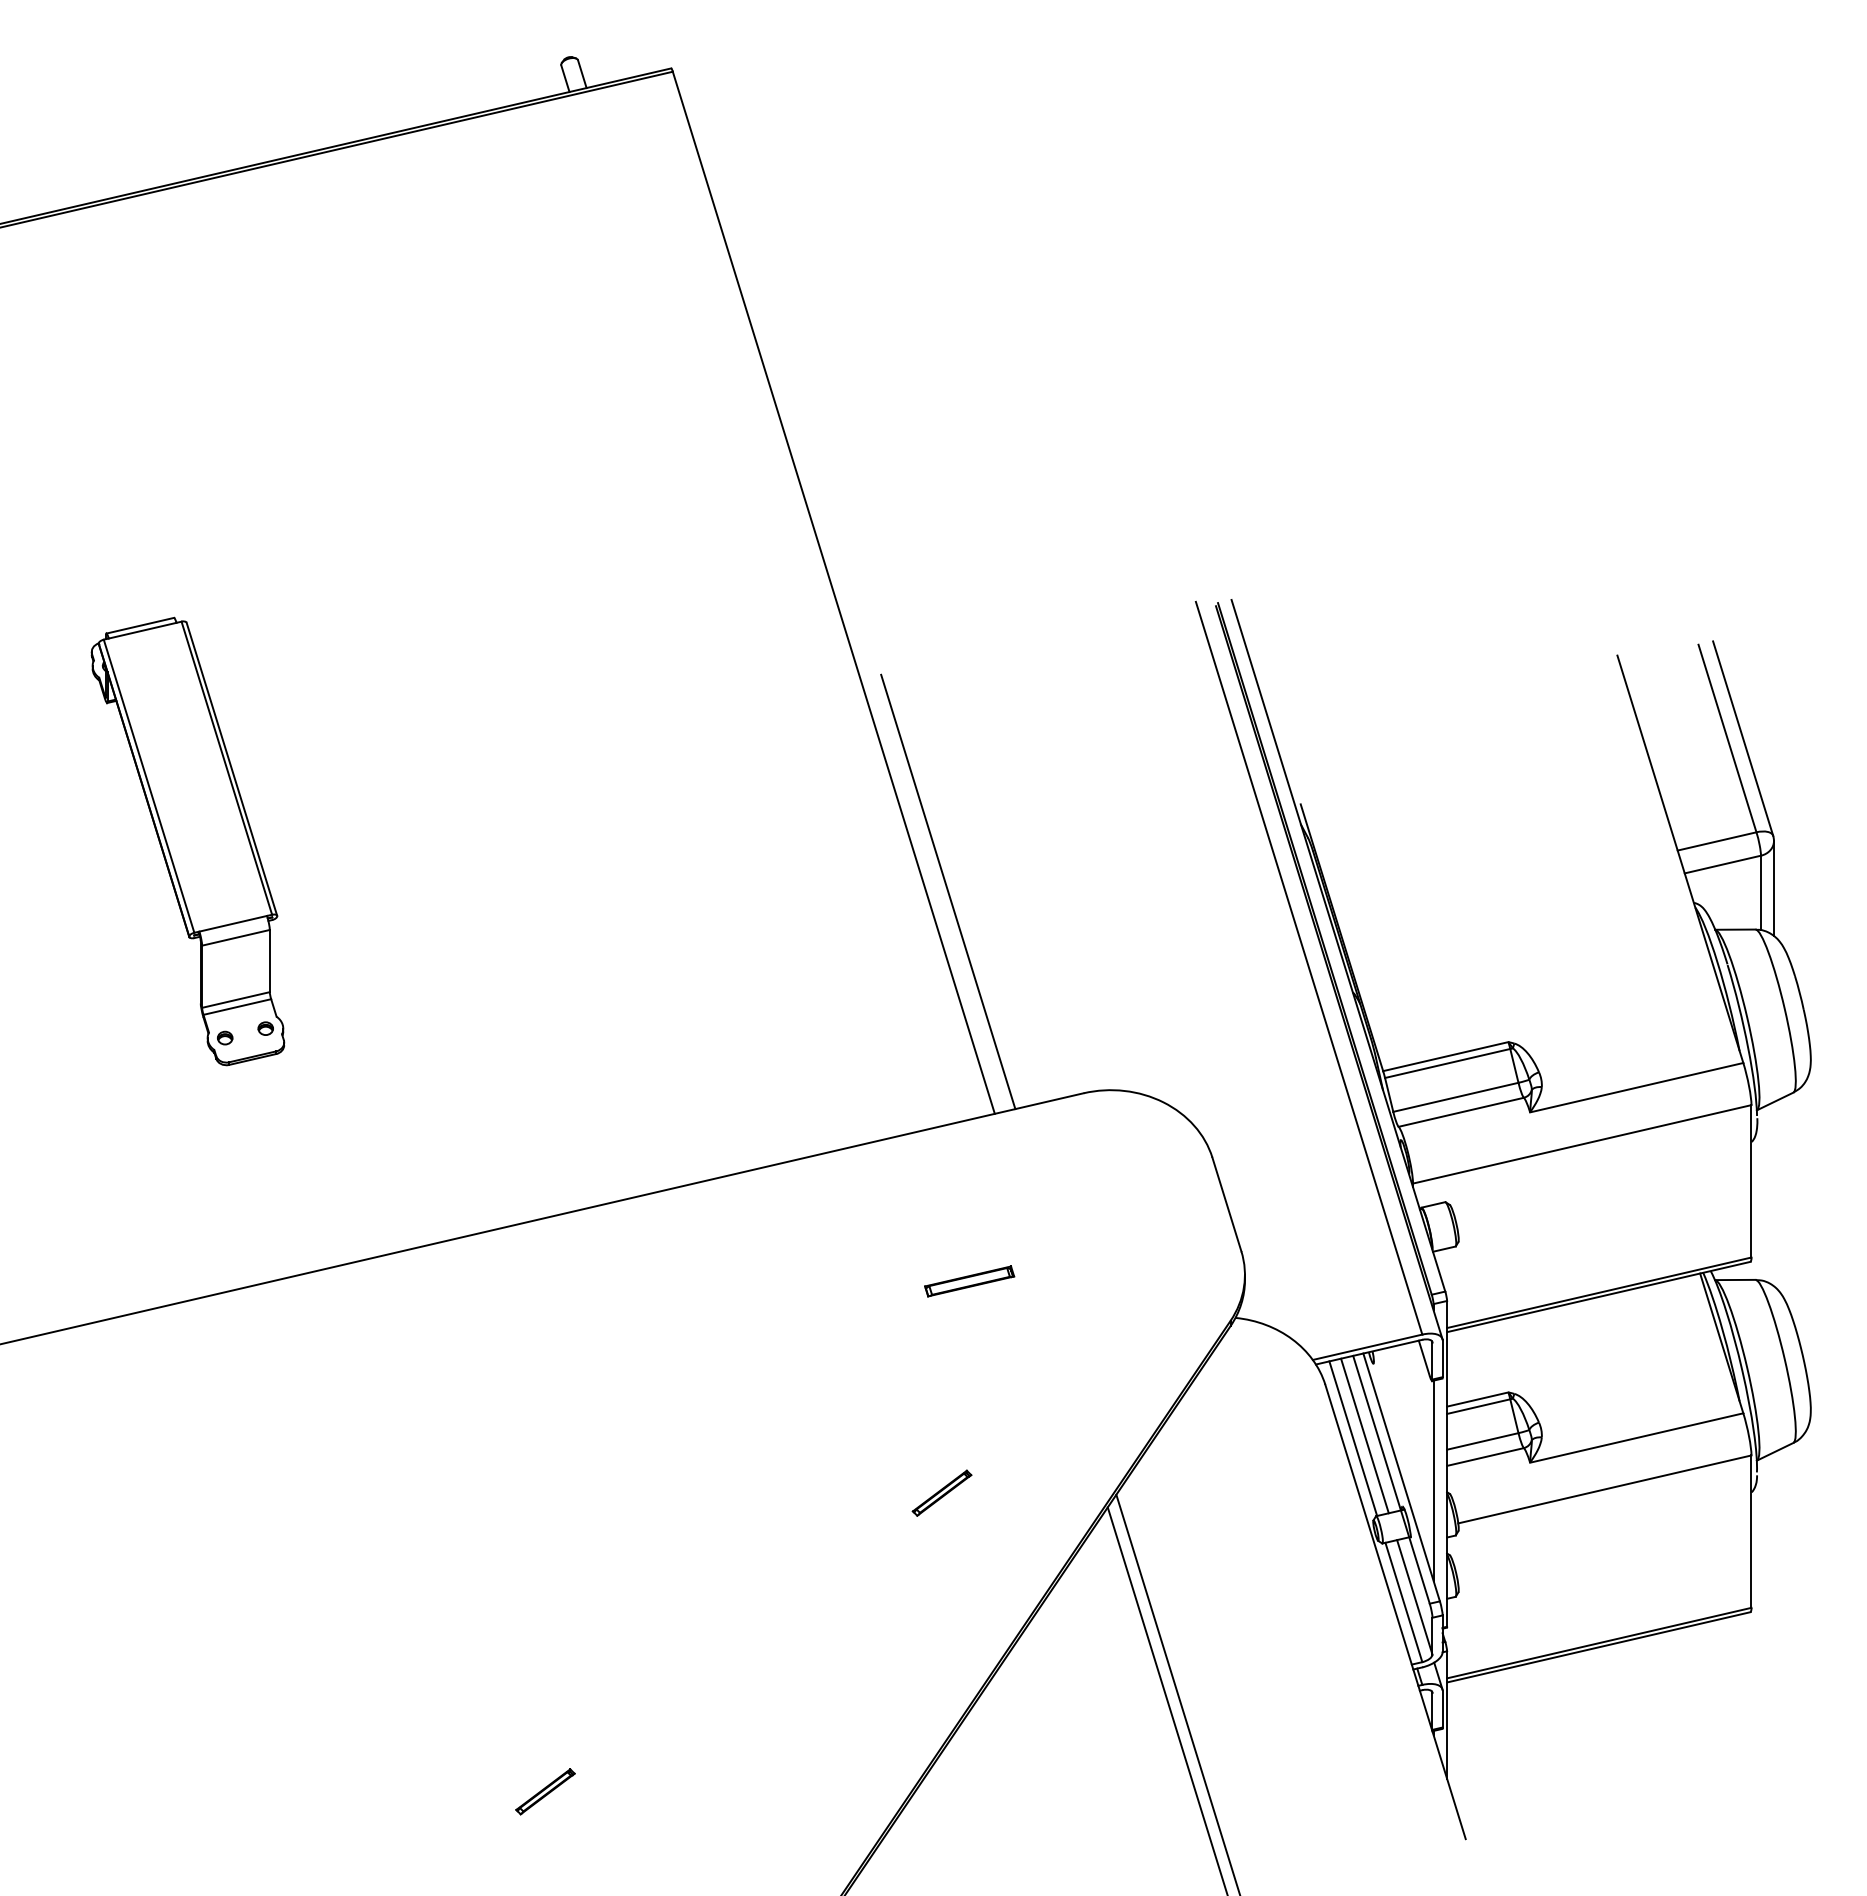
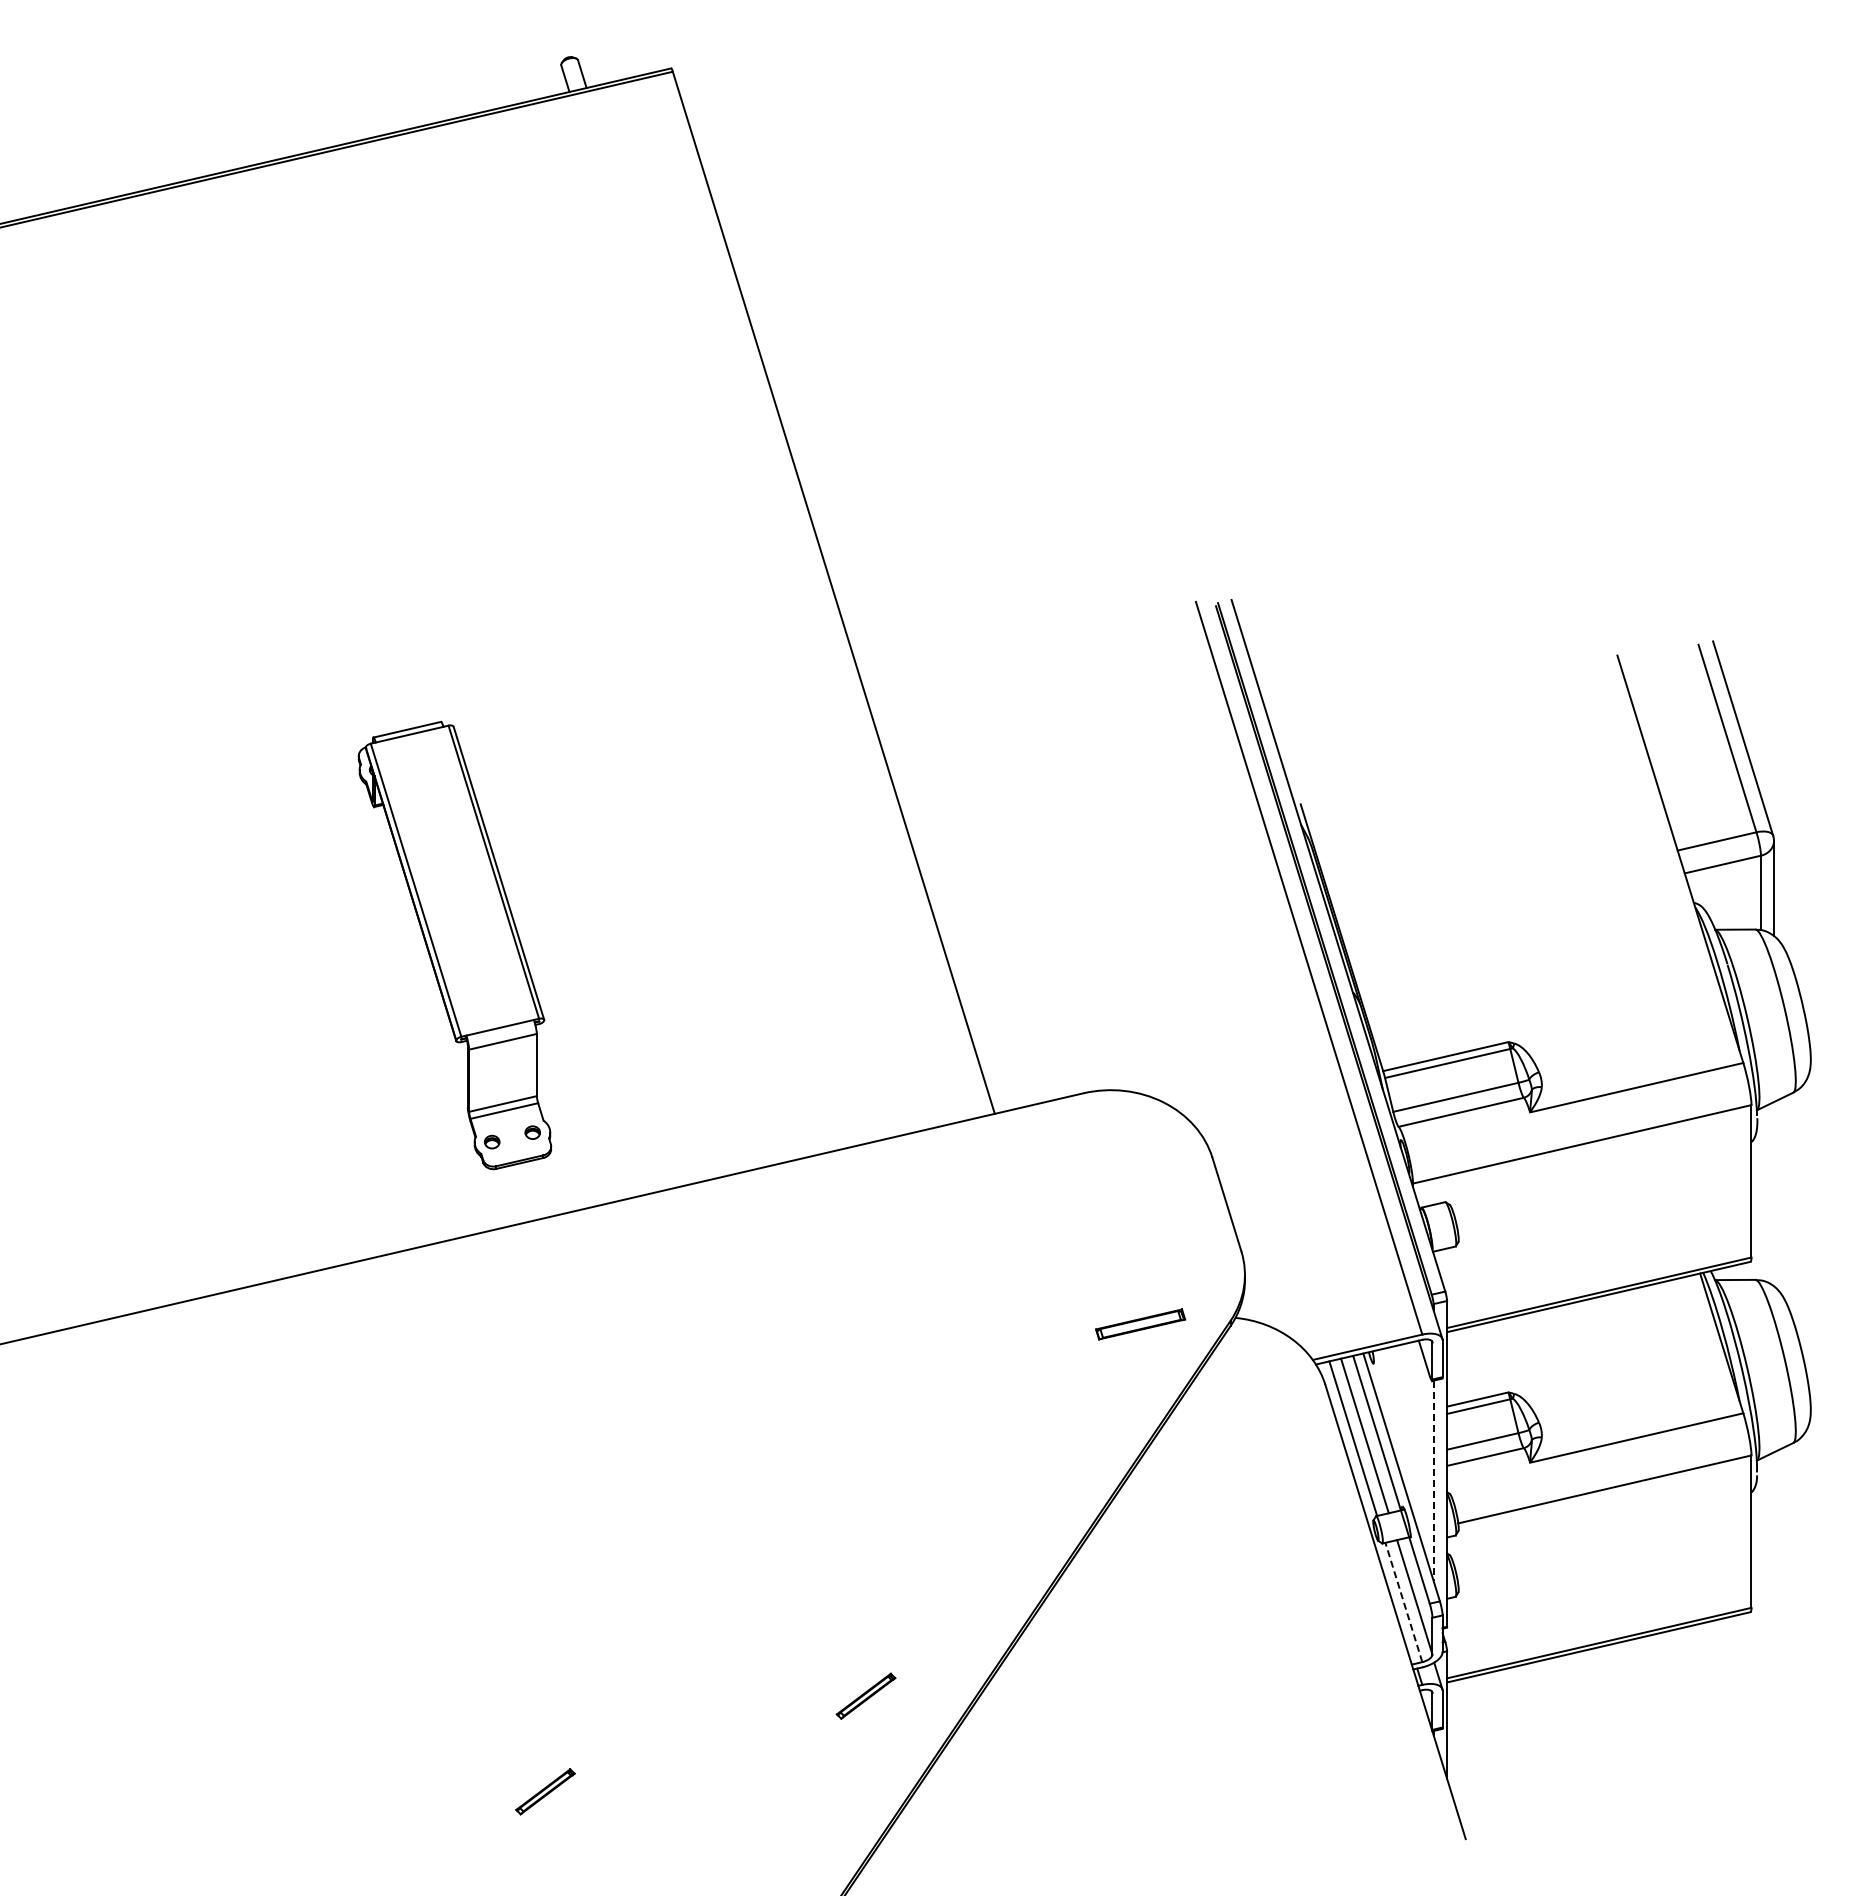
part position: (187, 841) -> (454, 945) (454, 945)
line: present -> none (948, 891)
part position: (969, 1281) -> (1140, 1324) (1140, 1324)
line: solid -> dashed (1433, 1481)
part position: (941, 1492) -> (865, 1695) (865, 1695)
line: solid -> dashed (1403, 1602)
line: present -> none (1177, 1693)
line: present -> none (1166, 1699)
